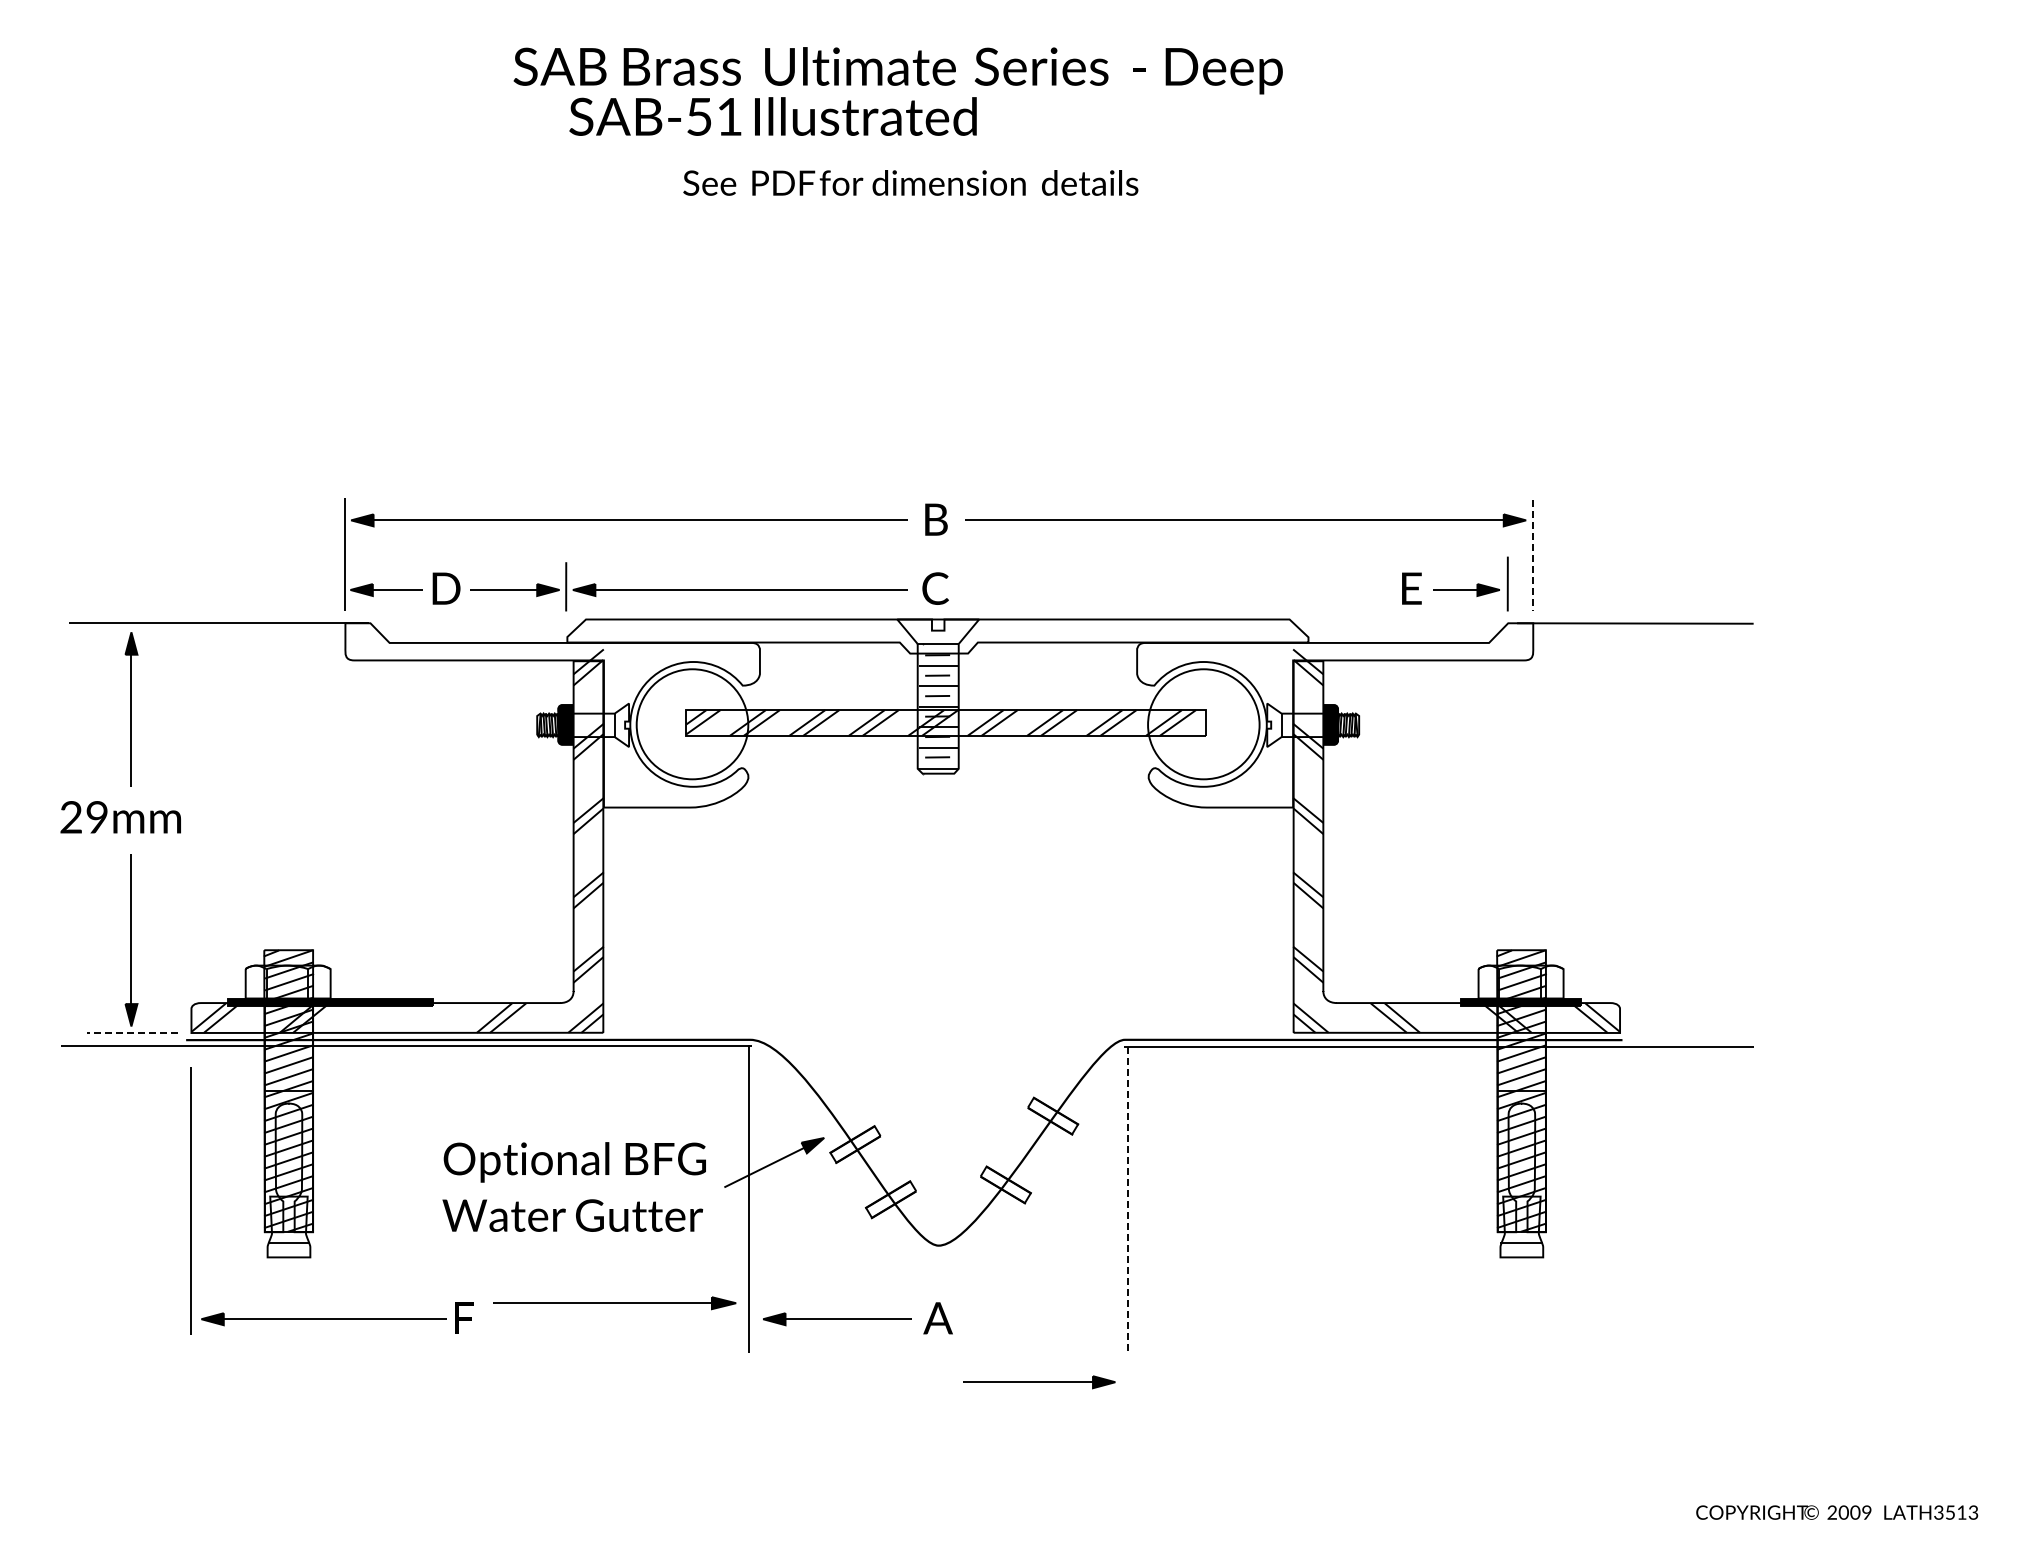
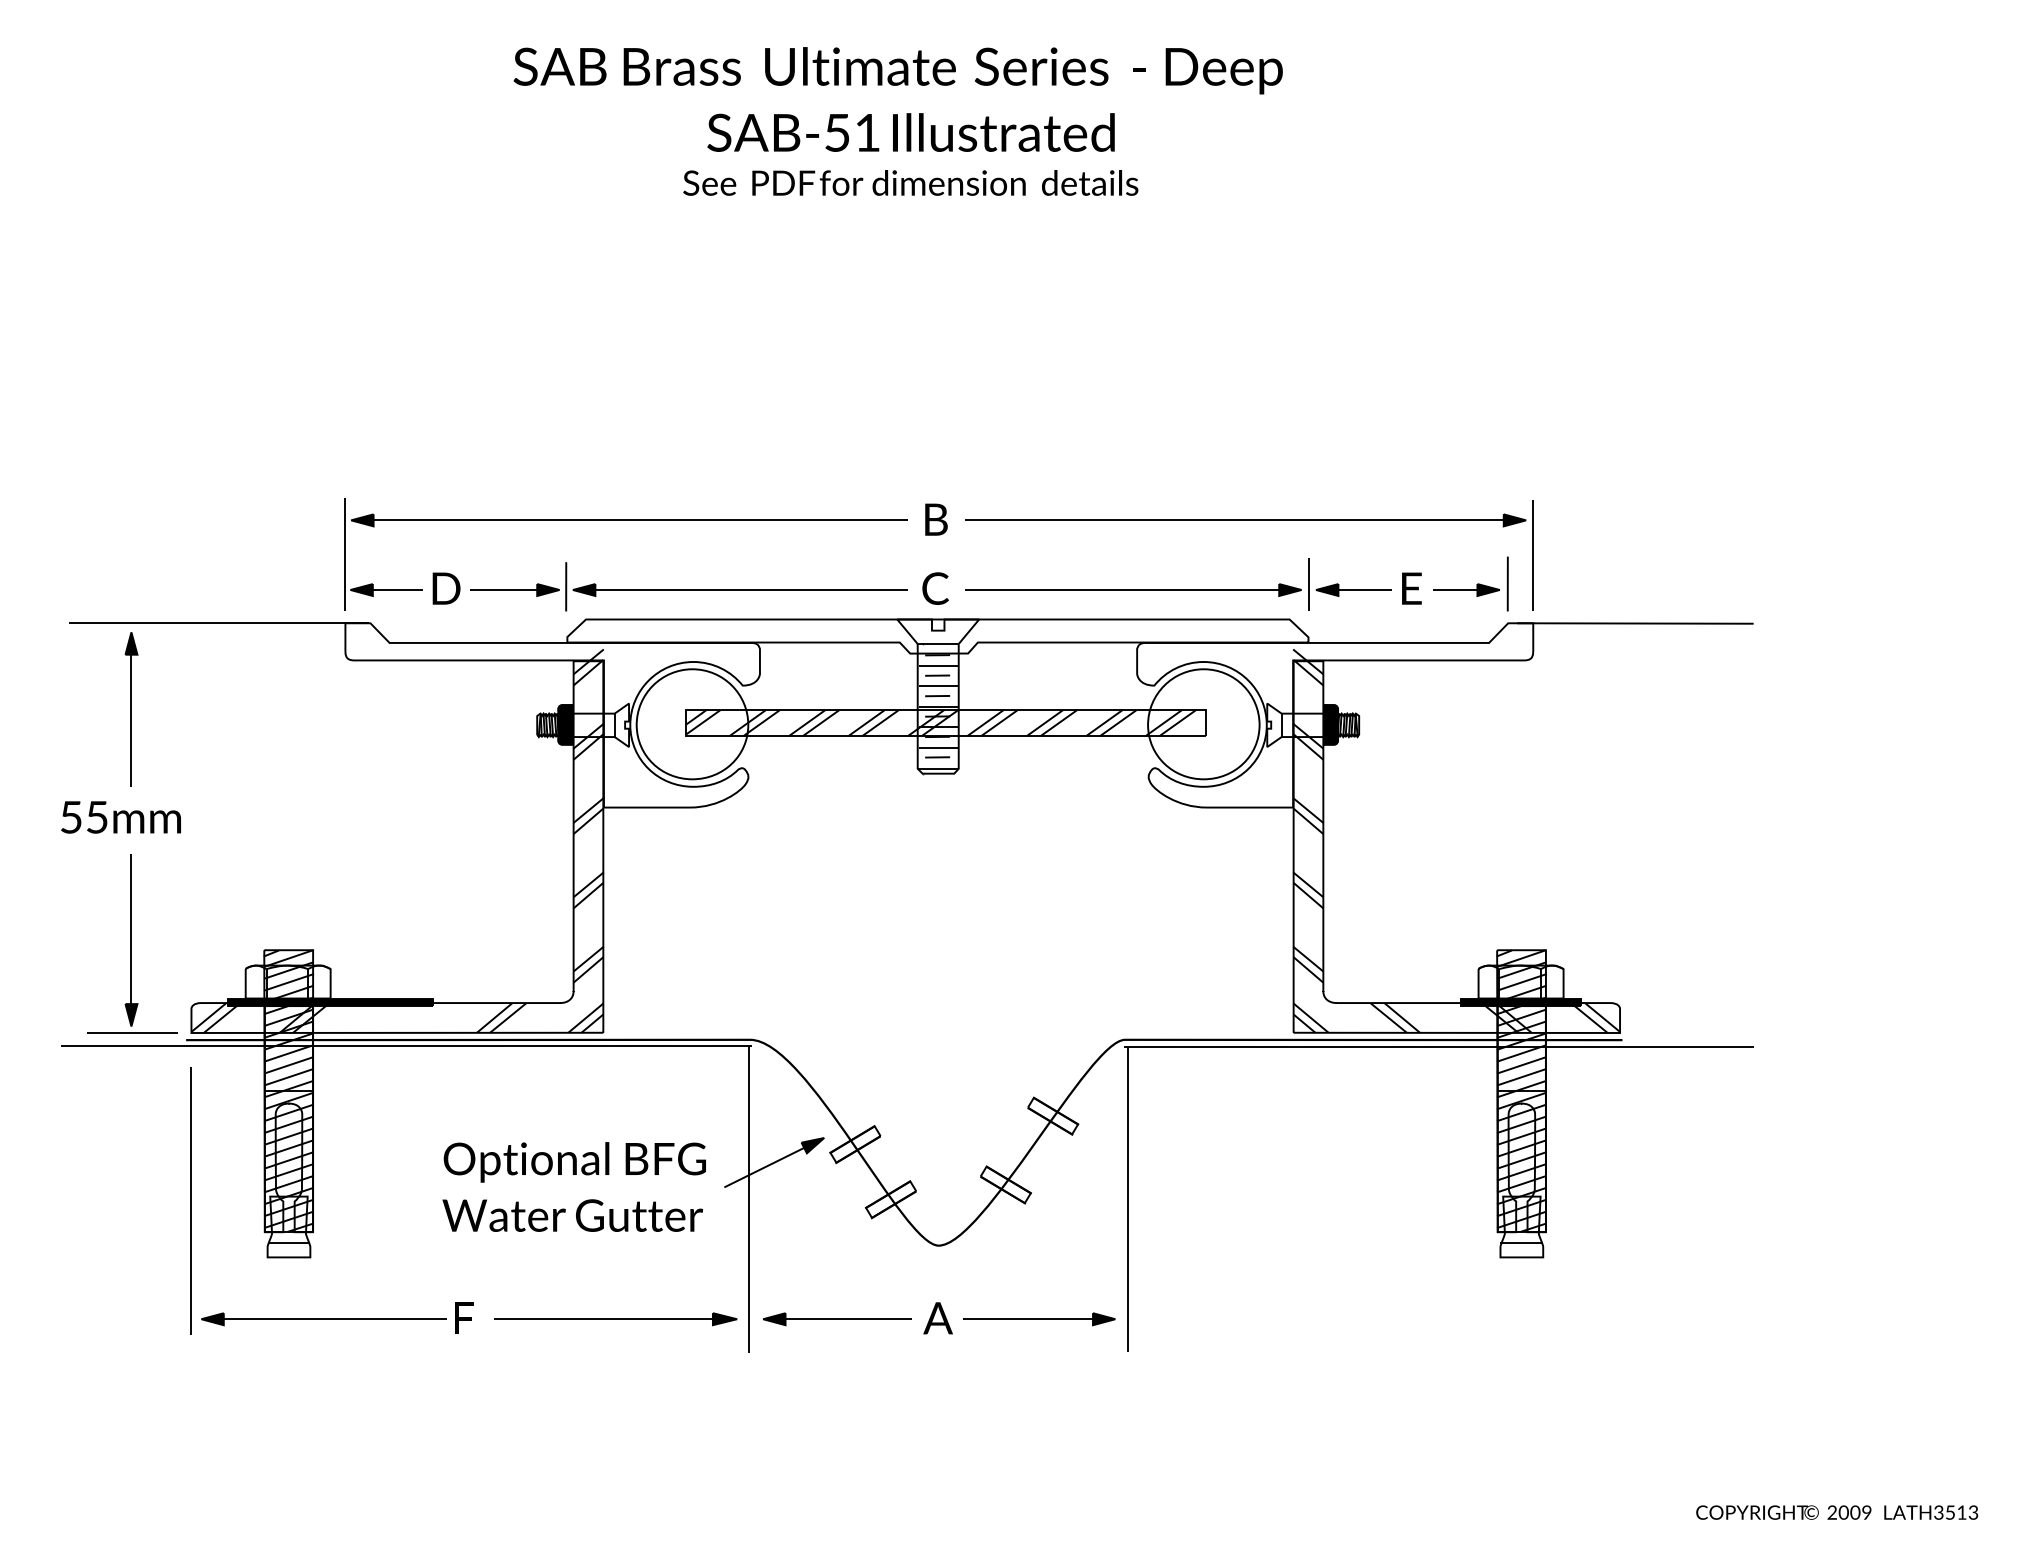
text position: (772, 116) -> (910, 132) (910, 132)
line: dashed -> solid (1532, 555)
part: none -> present (1178, 584)
text: 29mm -> 55mm (83, 817)
line: dashed -> solid (132, 1032)
line: dashed -> solid (1128, 1199)
part position: (614, 1303) -> (615, 1319) (615, 1319)
part position: (1039, 1382) -> (1039, 1319) (1039, 1319)
